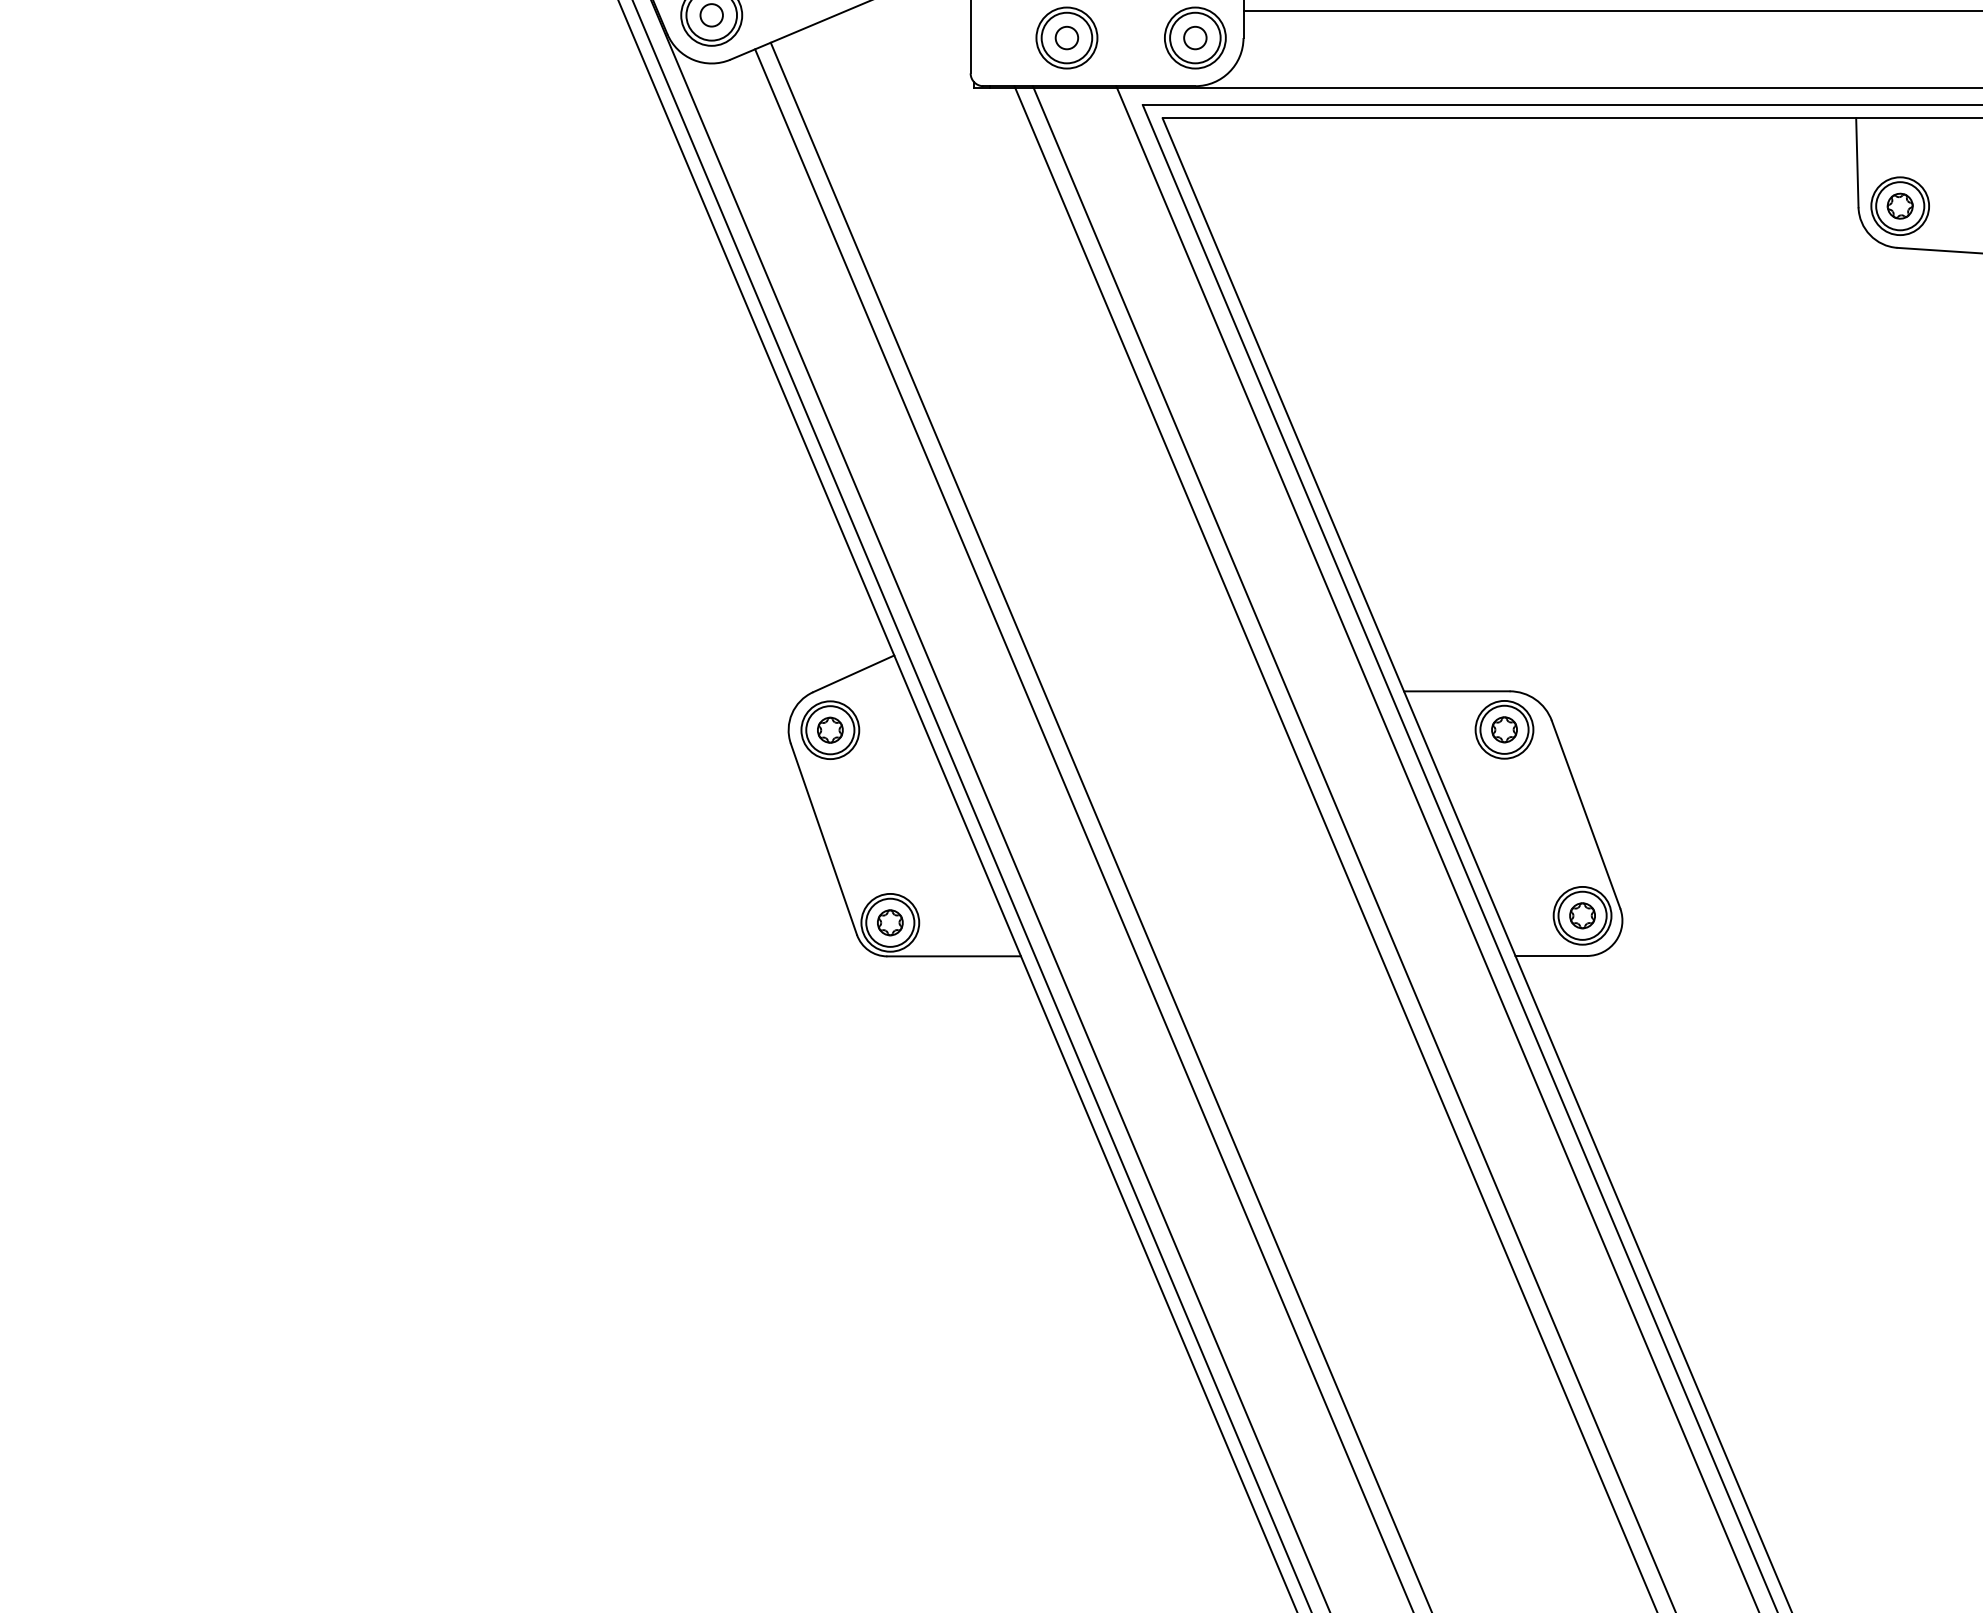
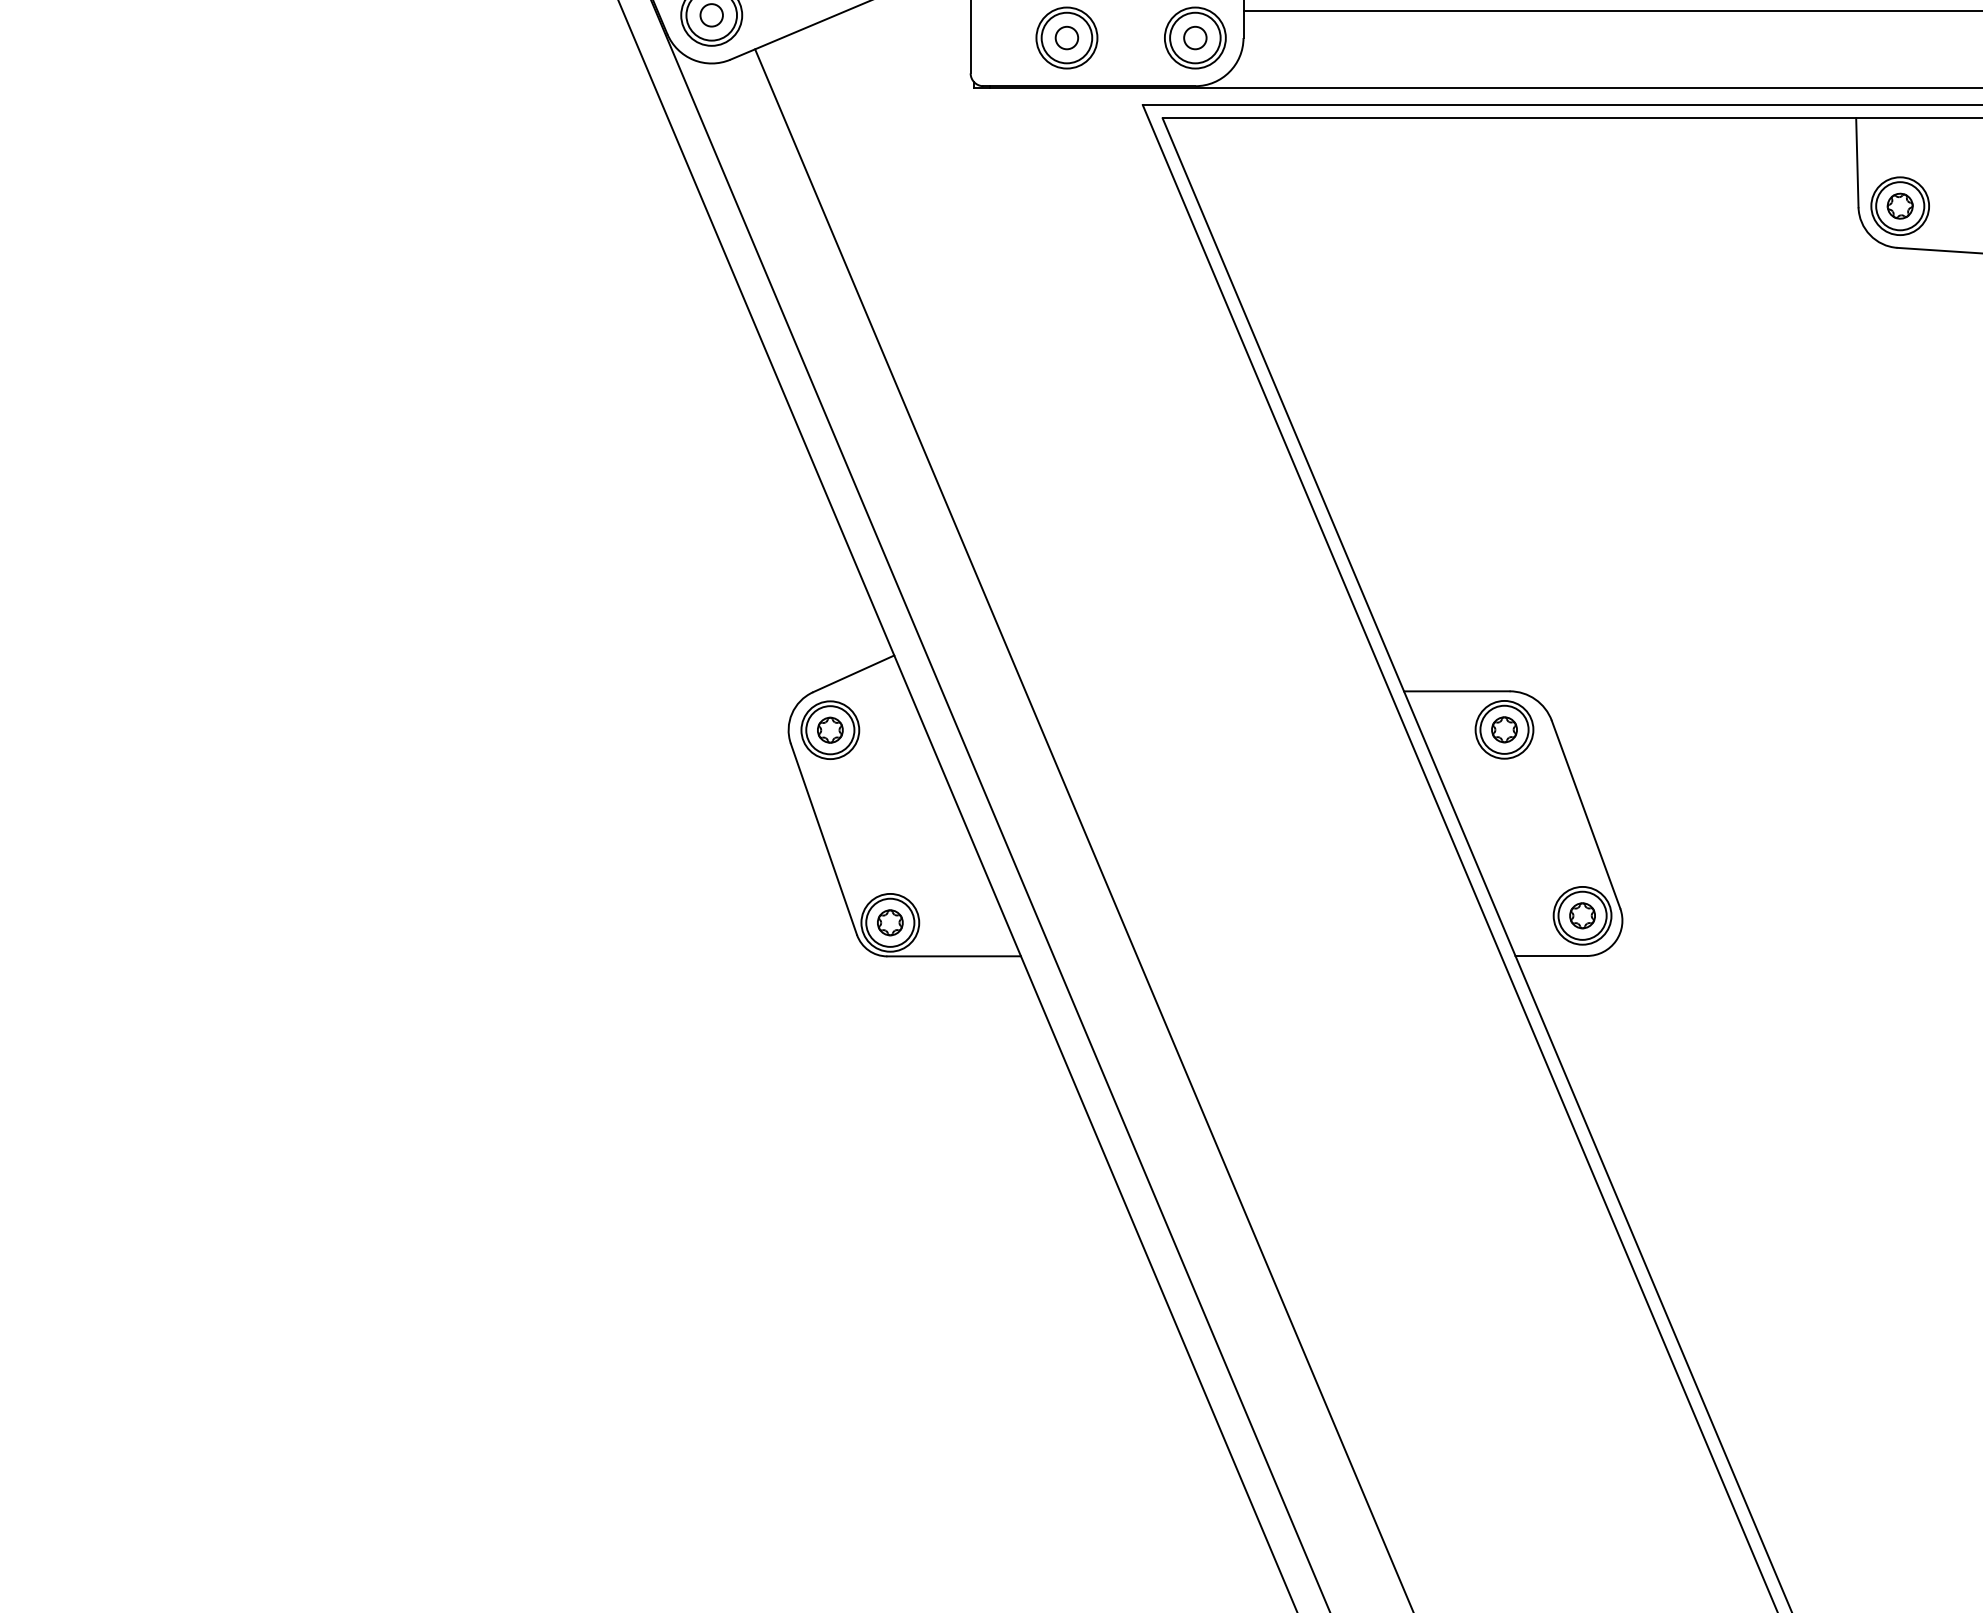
line: present -> none (971, 805)
line: present -> none (1100, 825)
line: present -> none (1335, 847)
line: present -> none (1353, 847)
line: present -> none (1437, 847)
